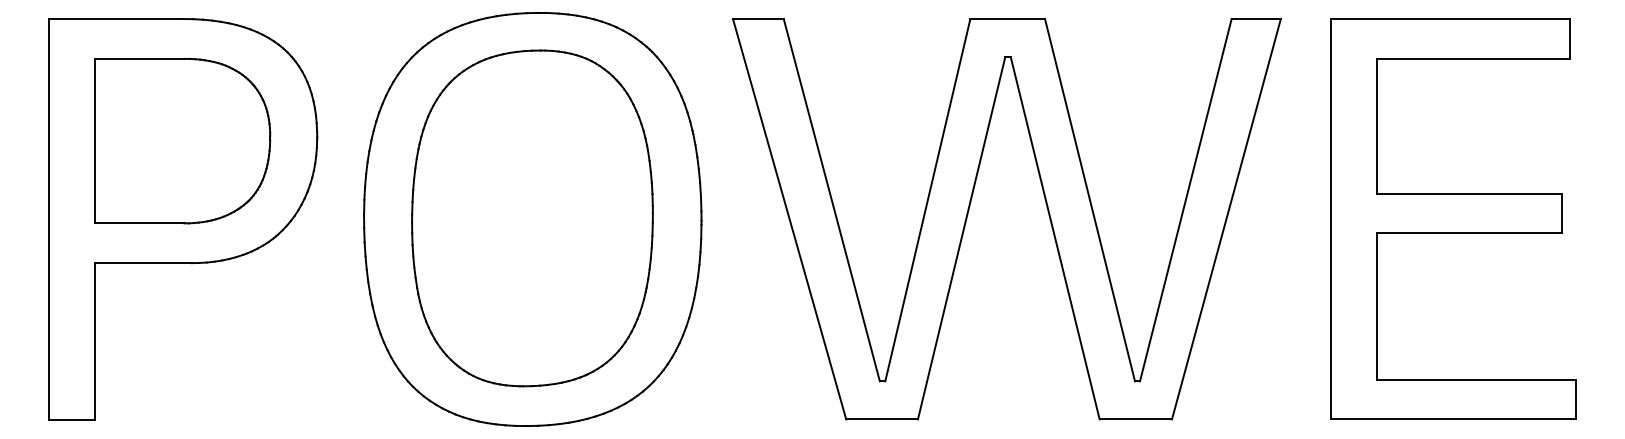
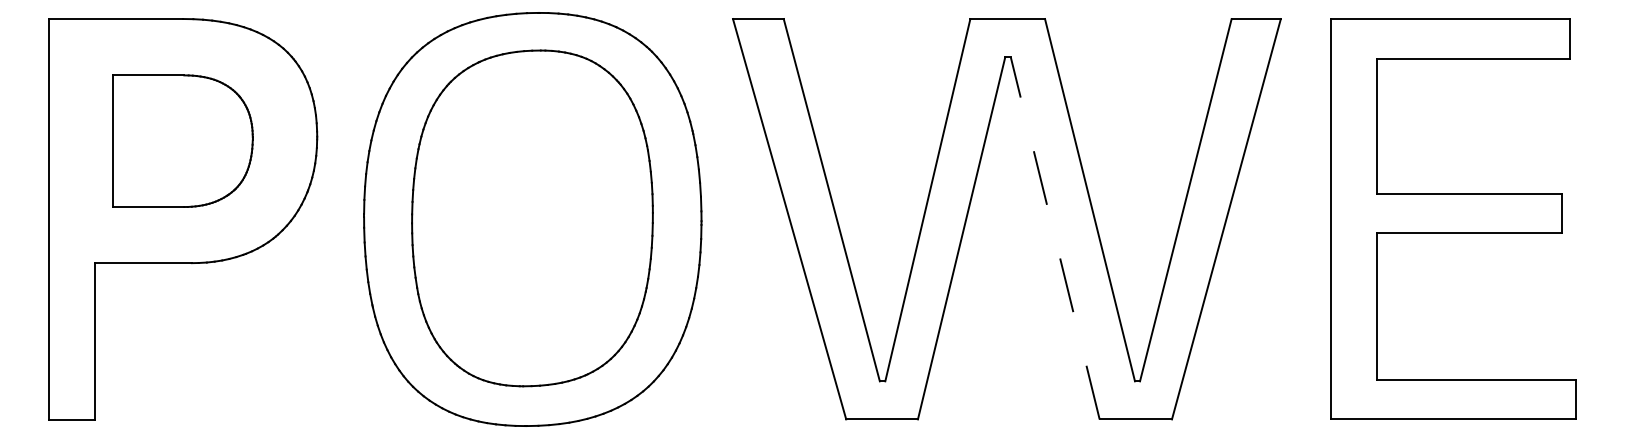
part size: 178x167 px -> 142x134 px (182, 140)
line: solid -> dashed (1055, 237)
